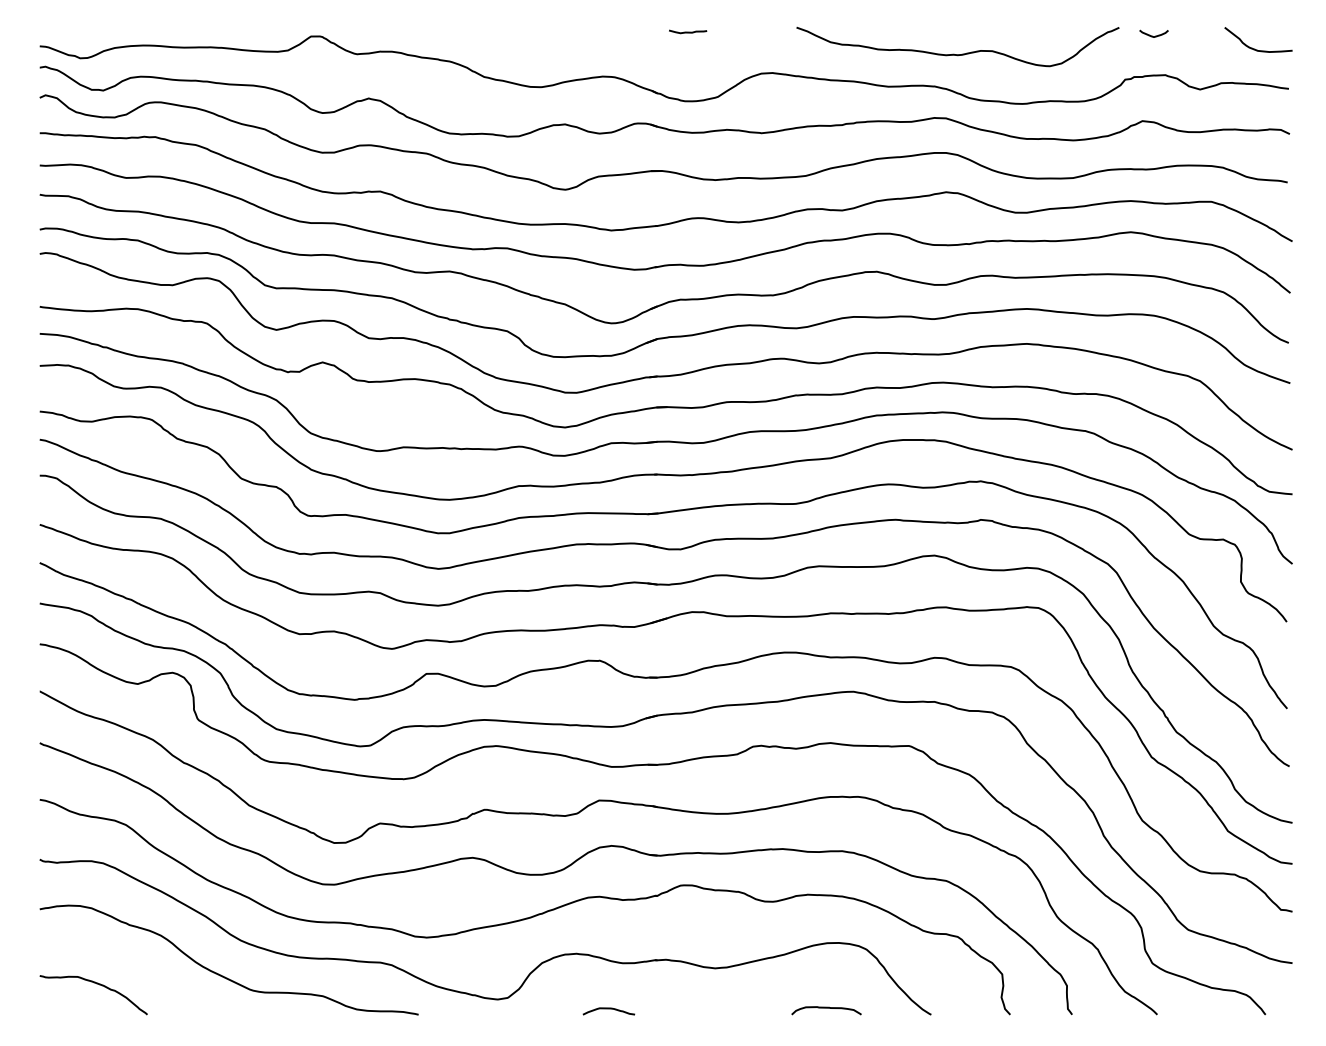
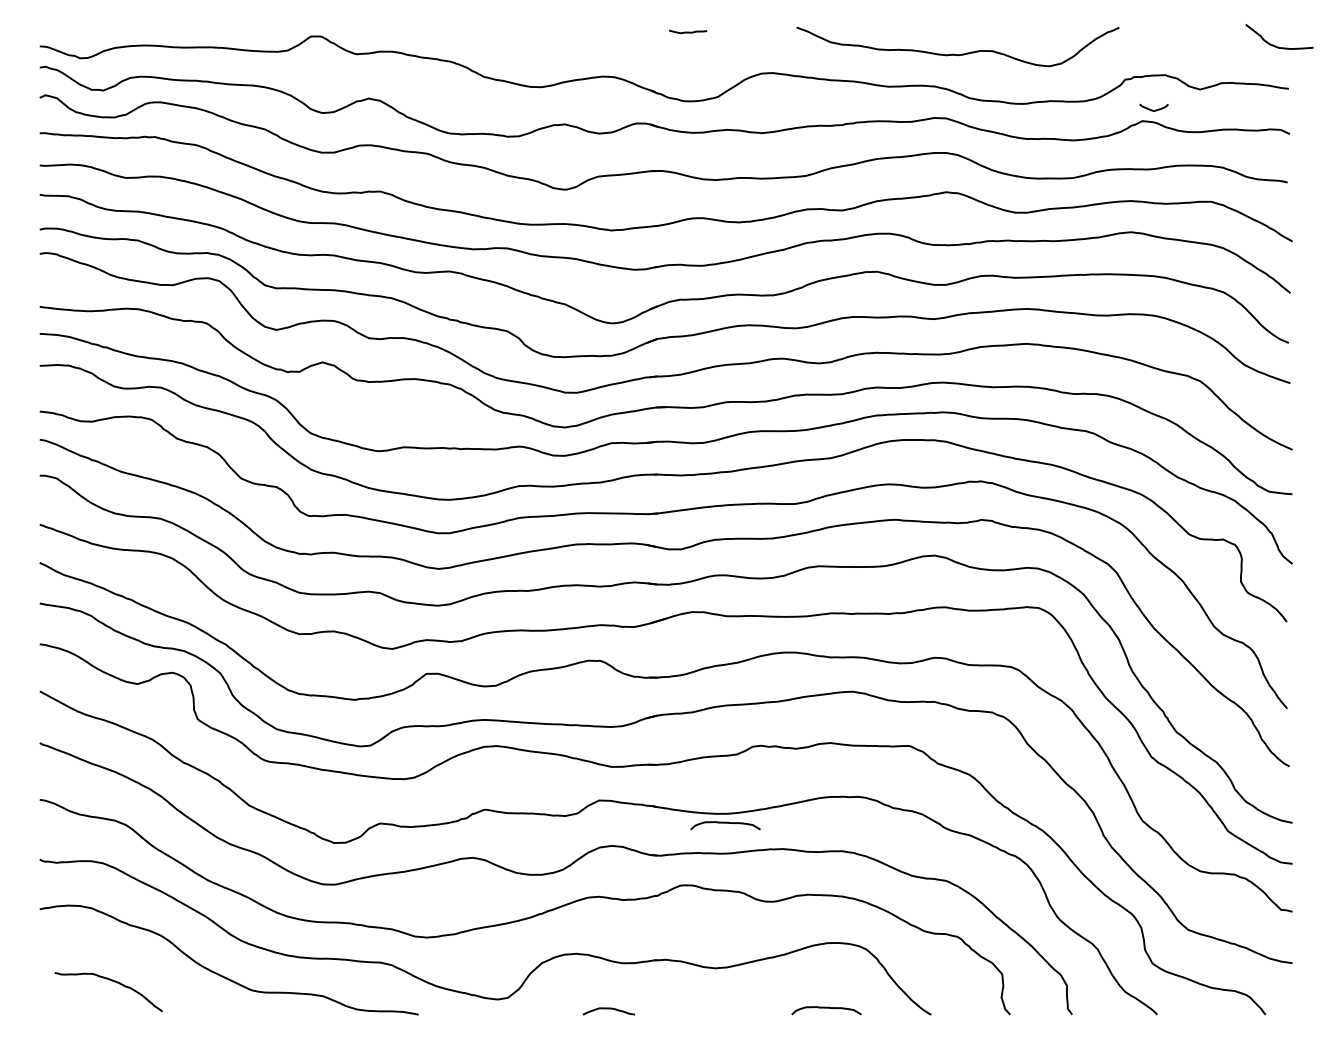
curve position: (1152, 35) -> (1152, 109) (1152, 109)
curve position: (1254, 48) -> (1275, 45) (1275, 45)
curve: none -> present (725, 823)
curve position: (96, 984) -> (111, 981) (111, 981)
